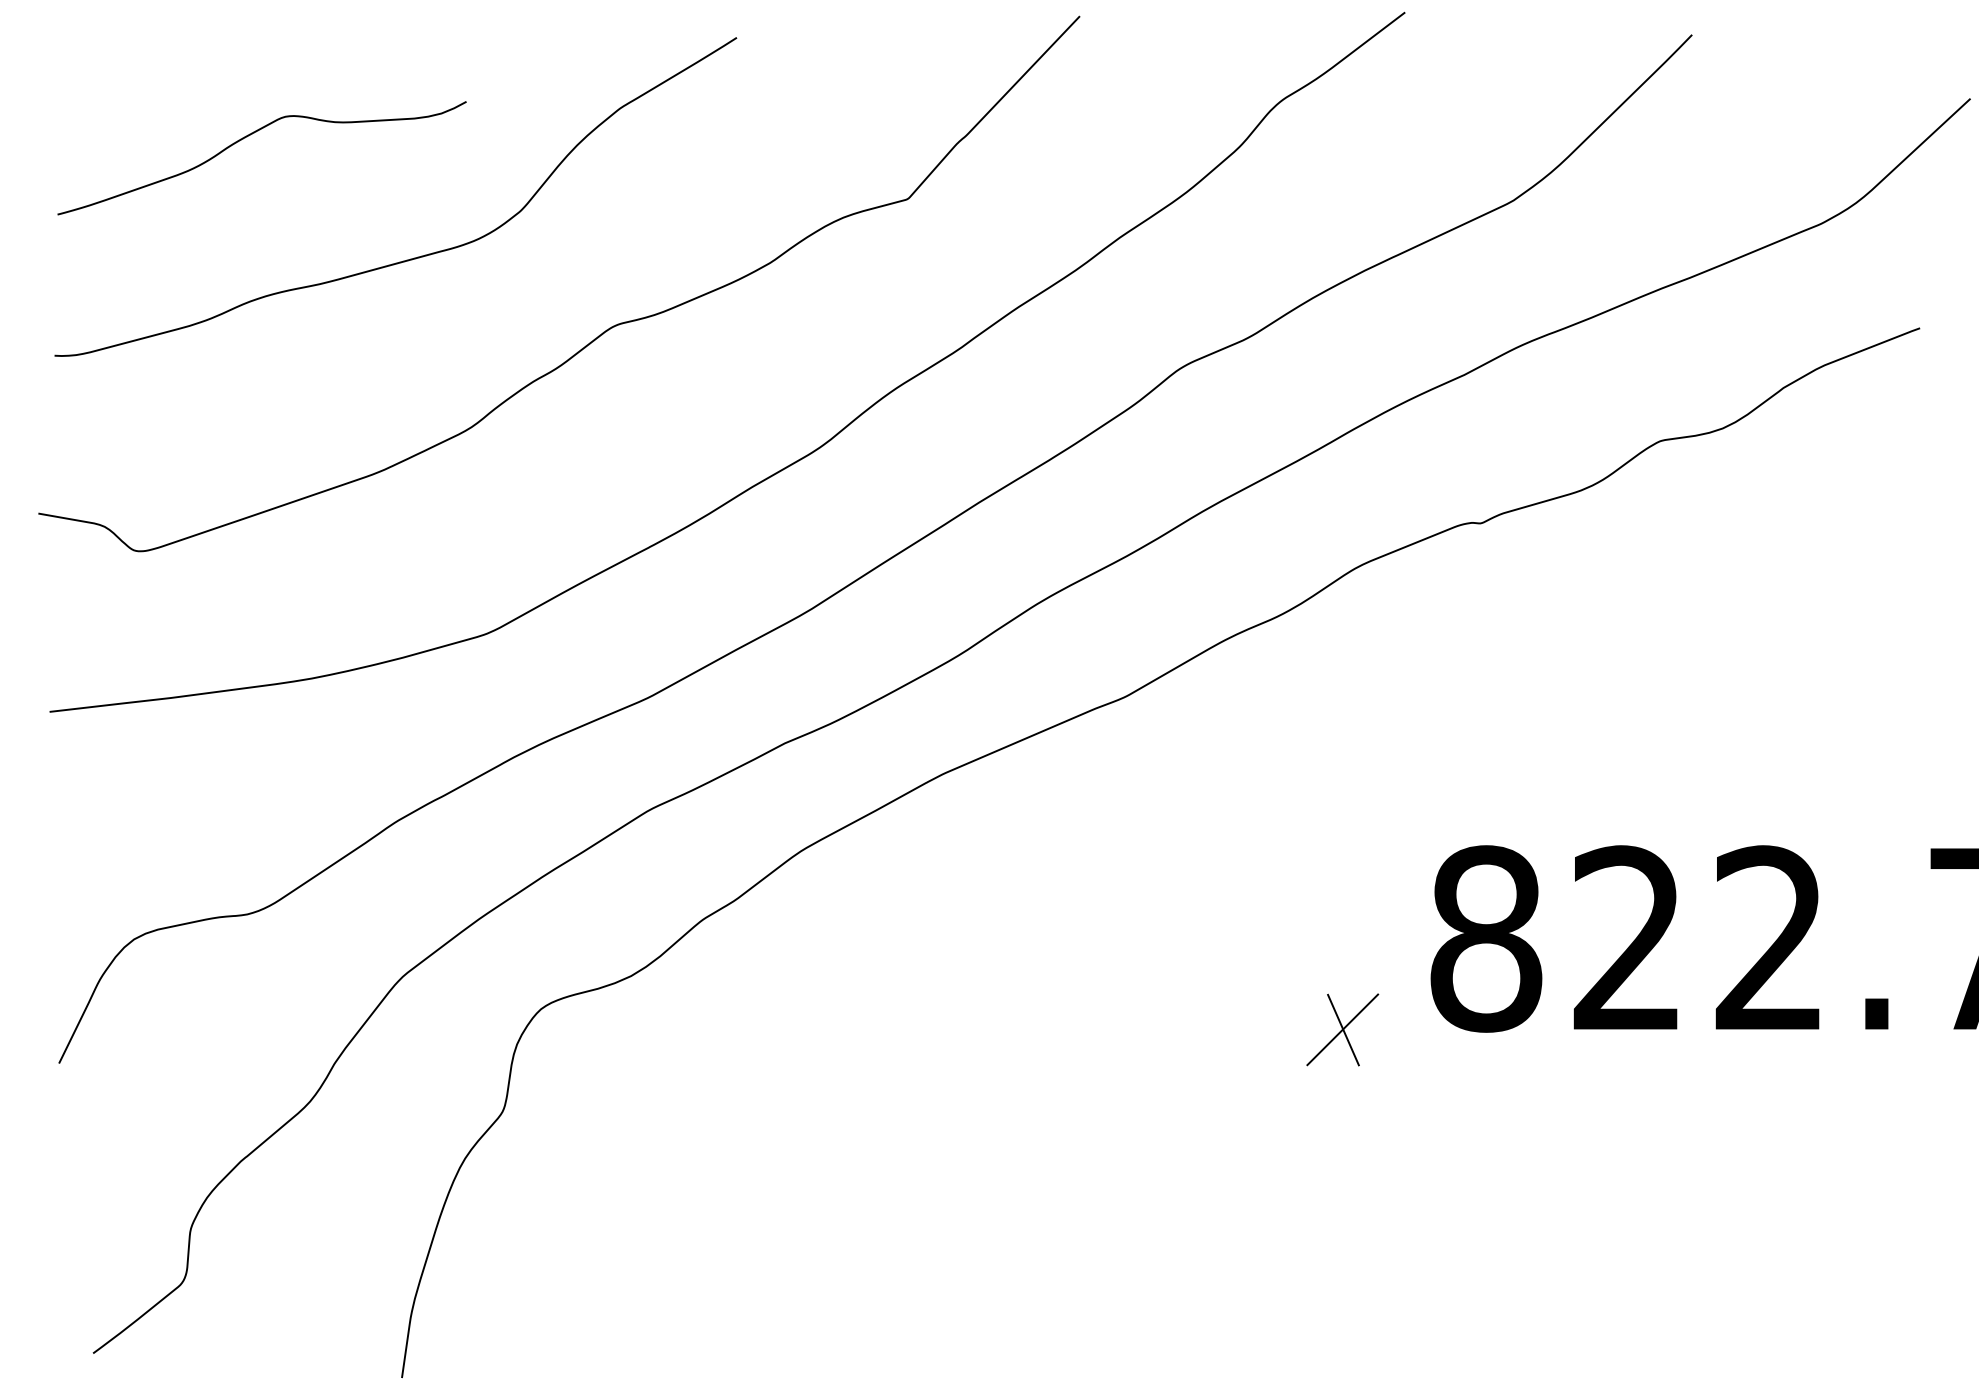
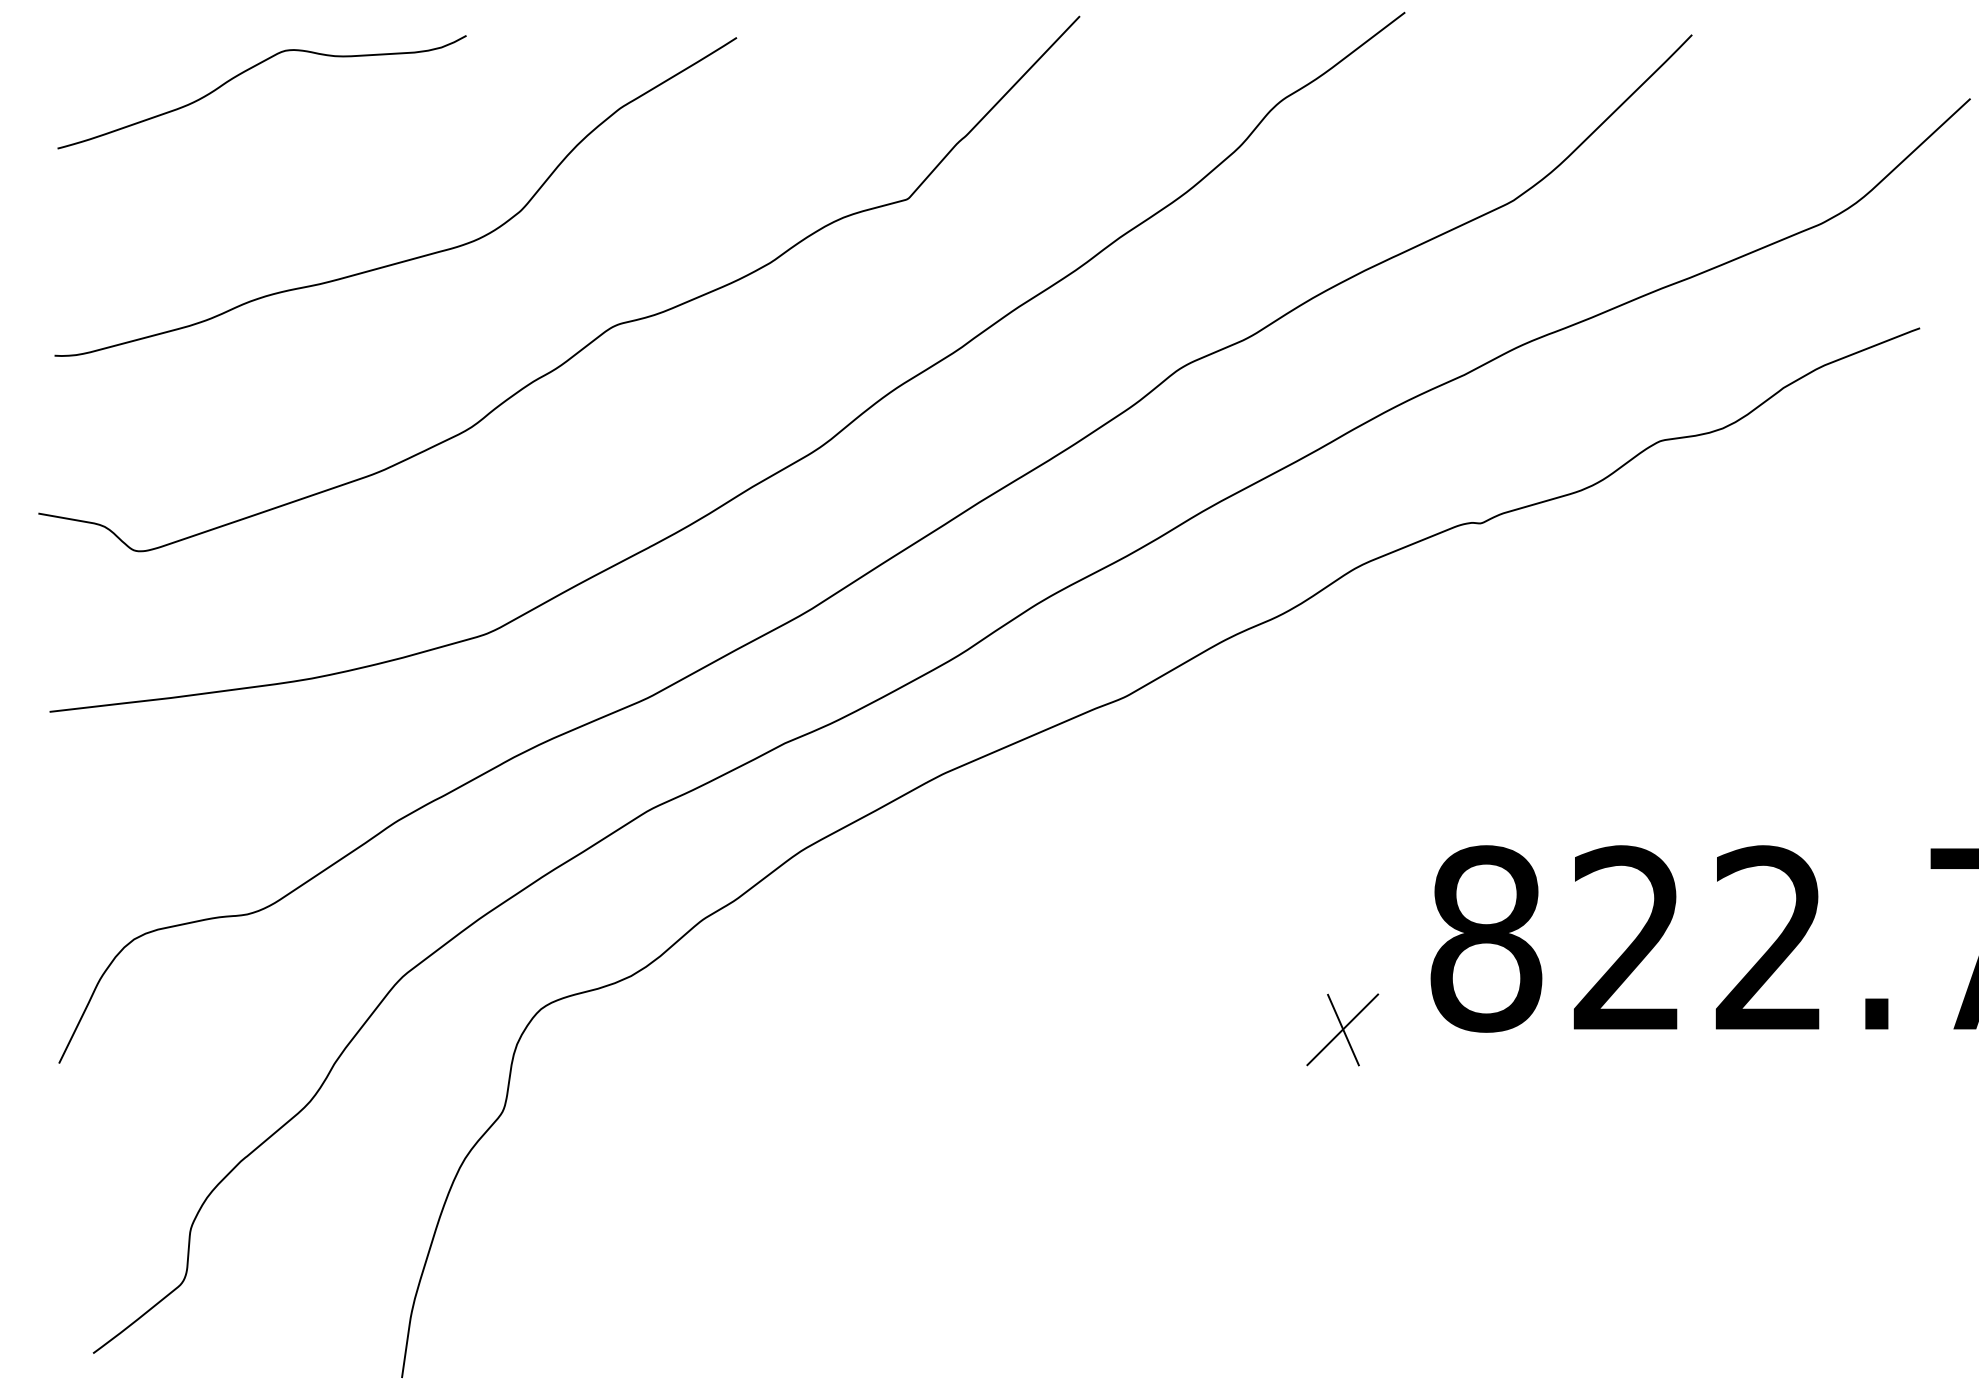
curve position: (247, 137) -> (247, 71) (247, 71)
